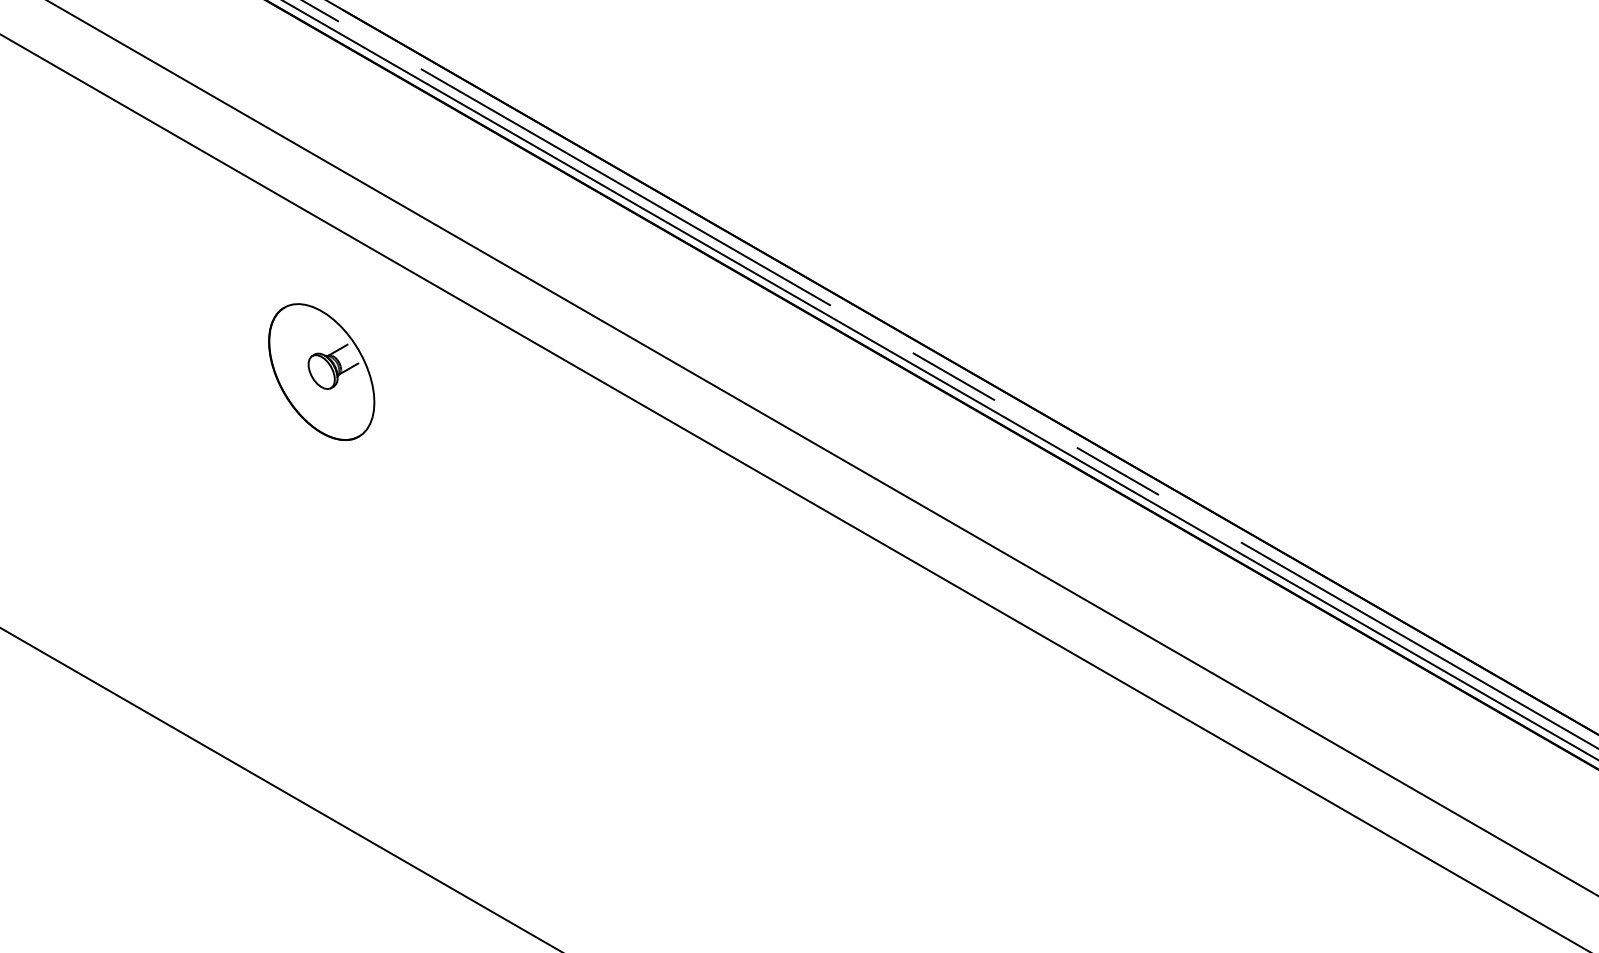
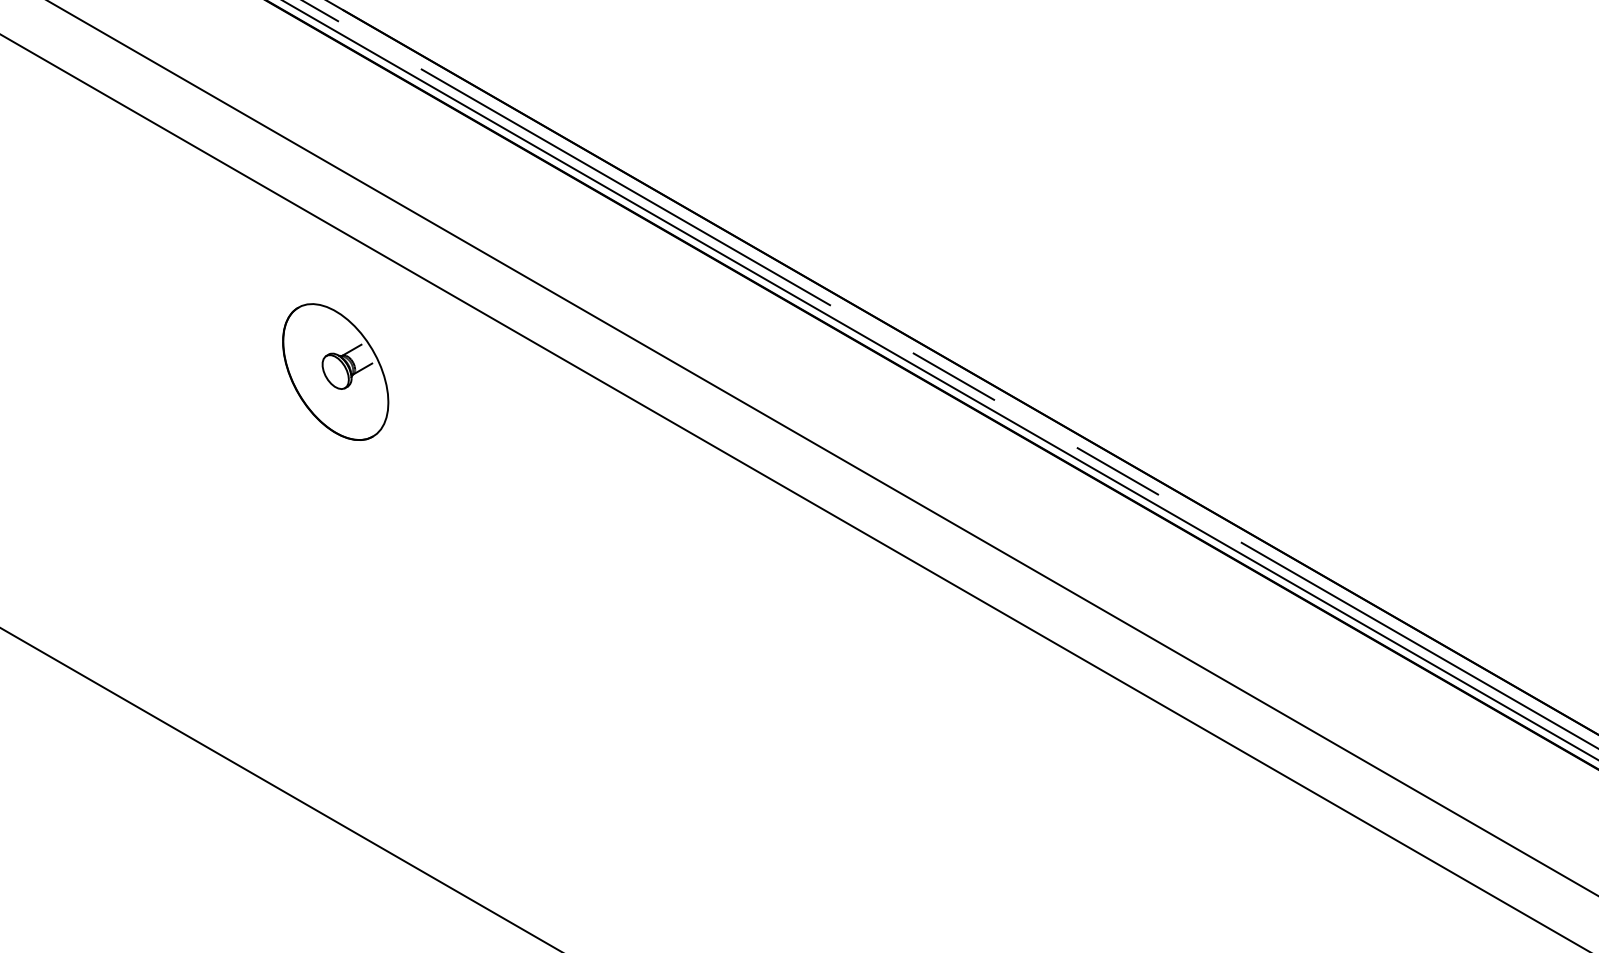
part position: (321, 371) -> (335, 371) (335, 371)
